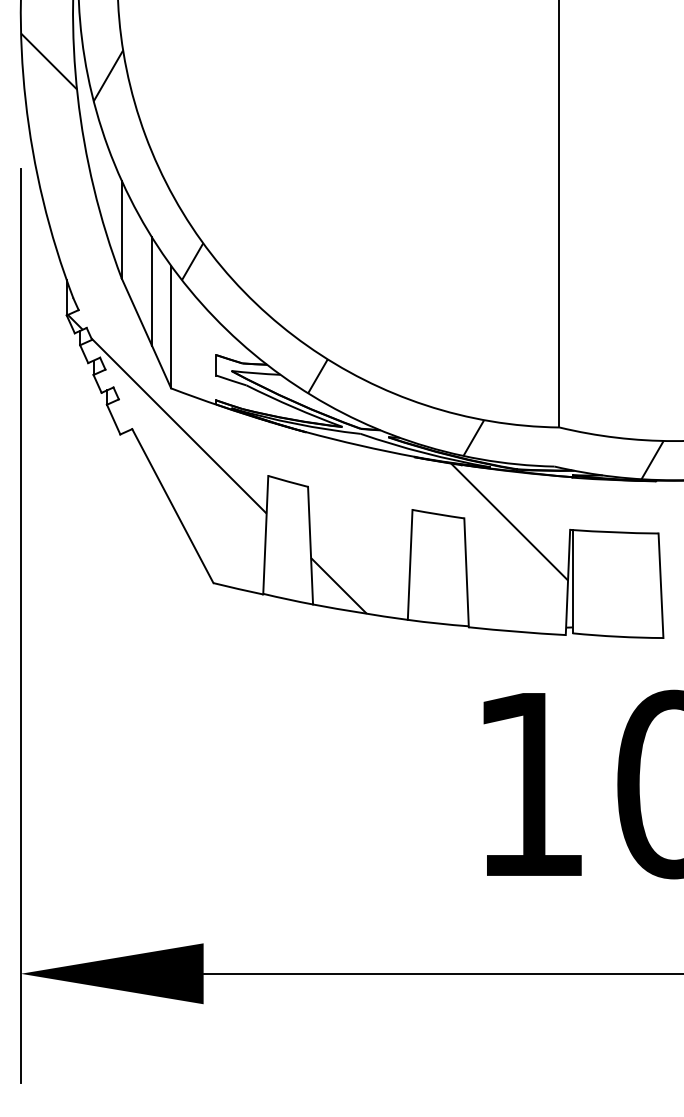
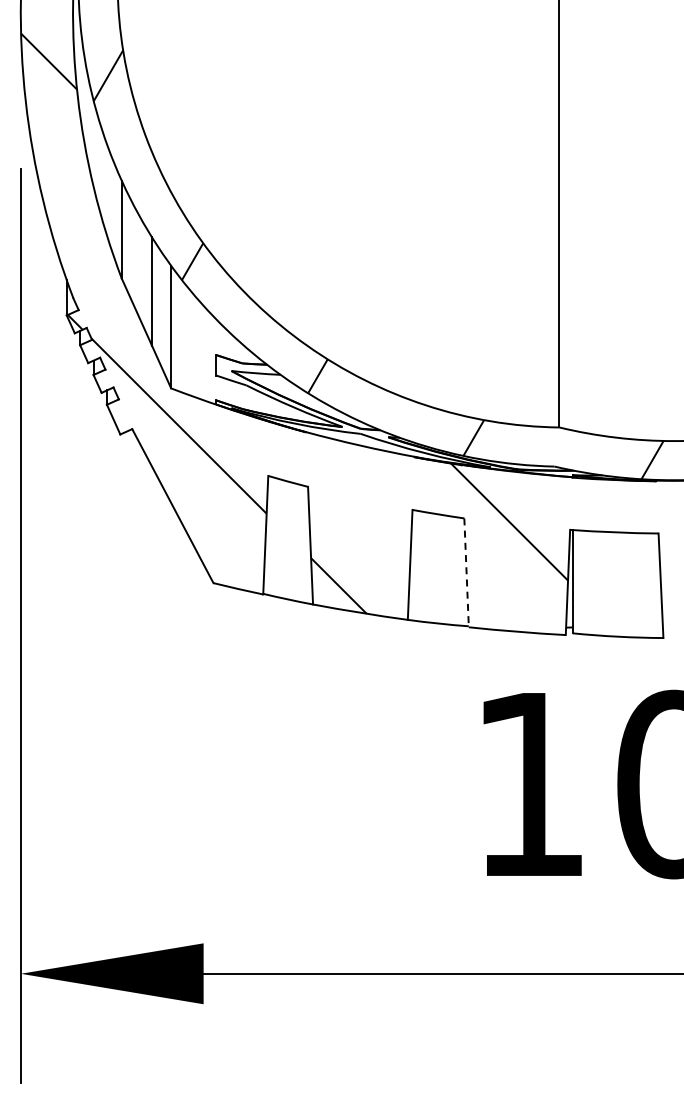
line: solid -> dashed (466, 573)
